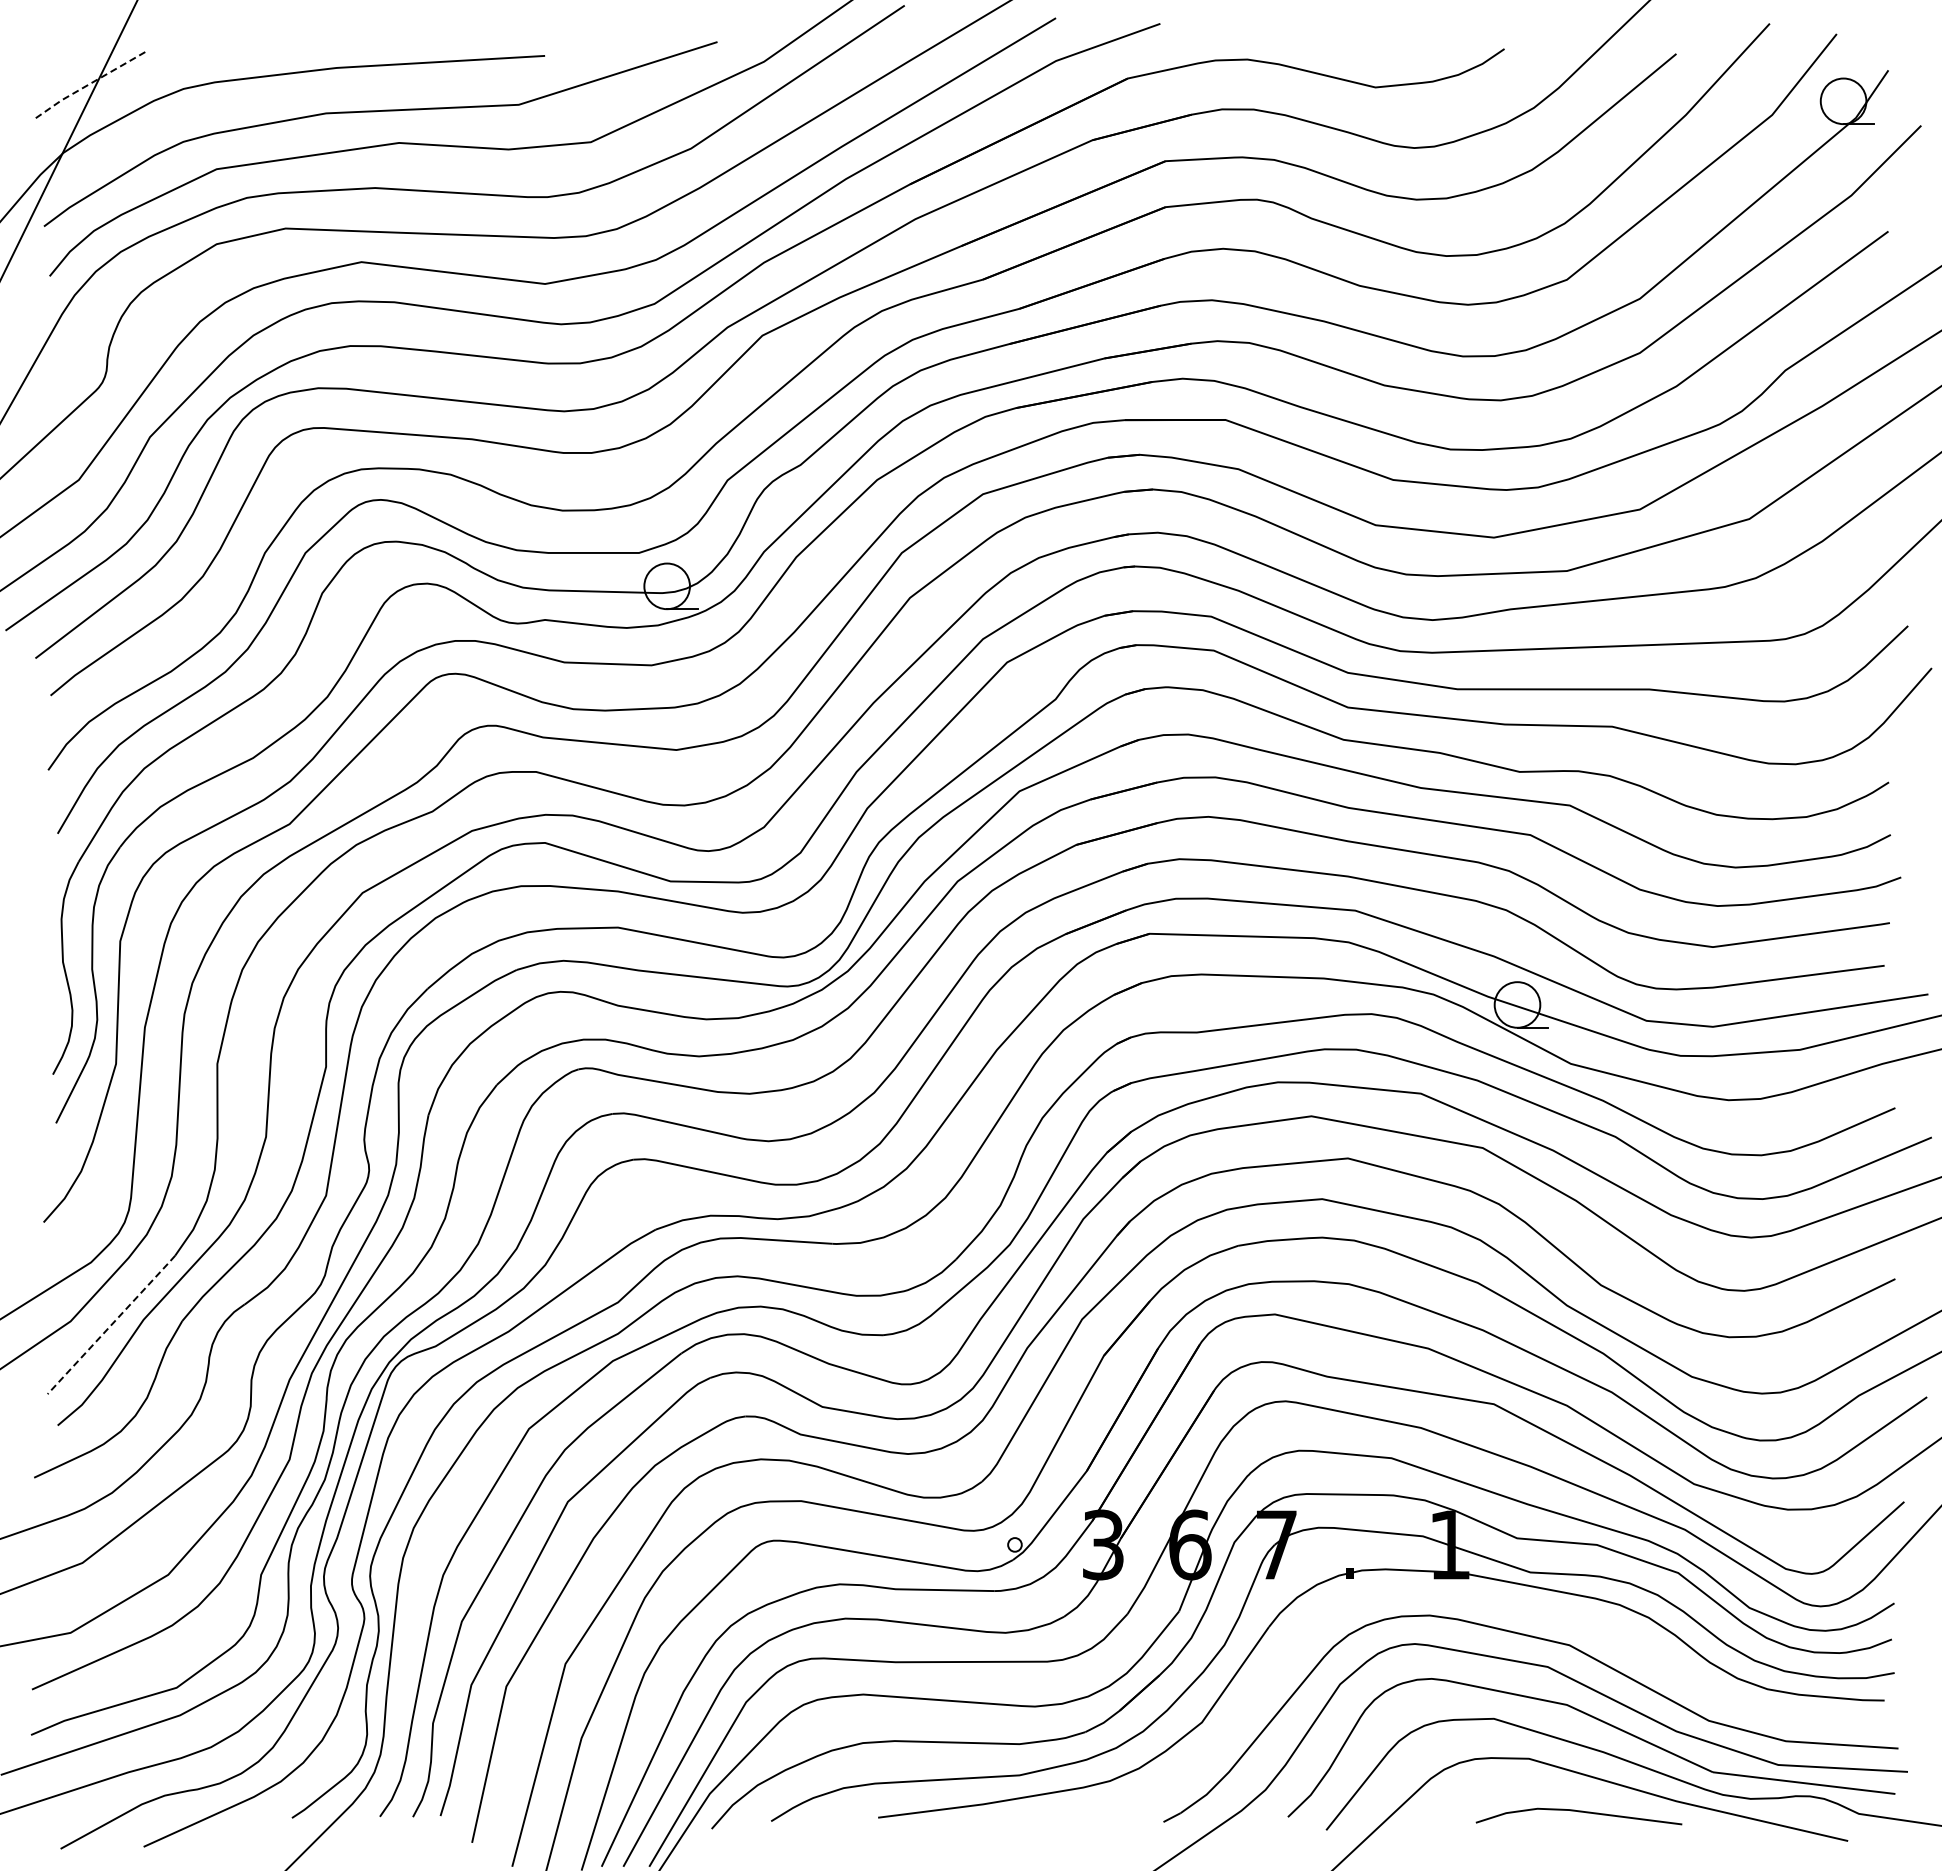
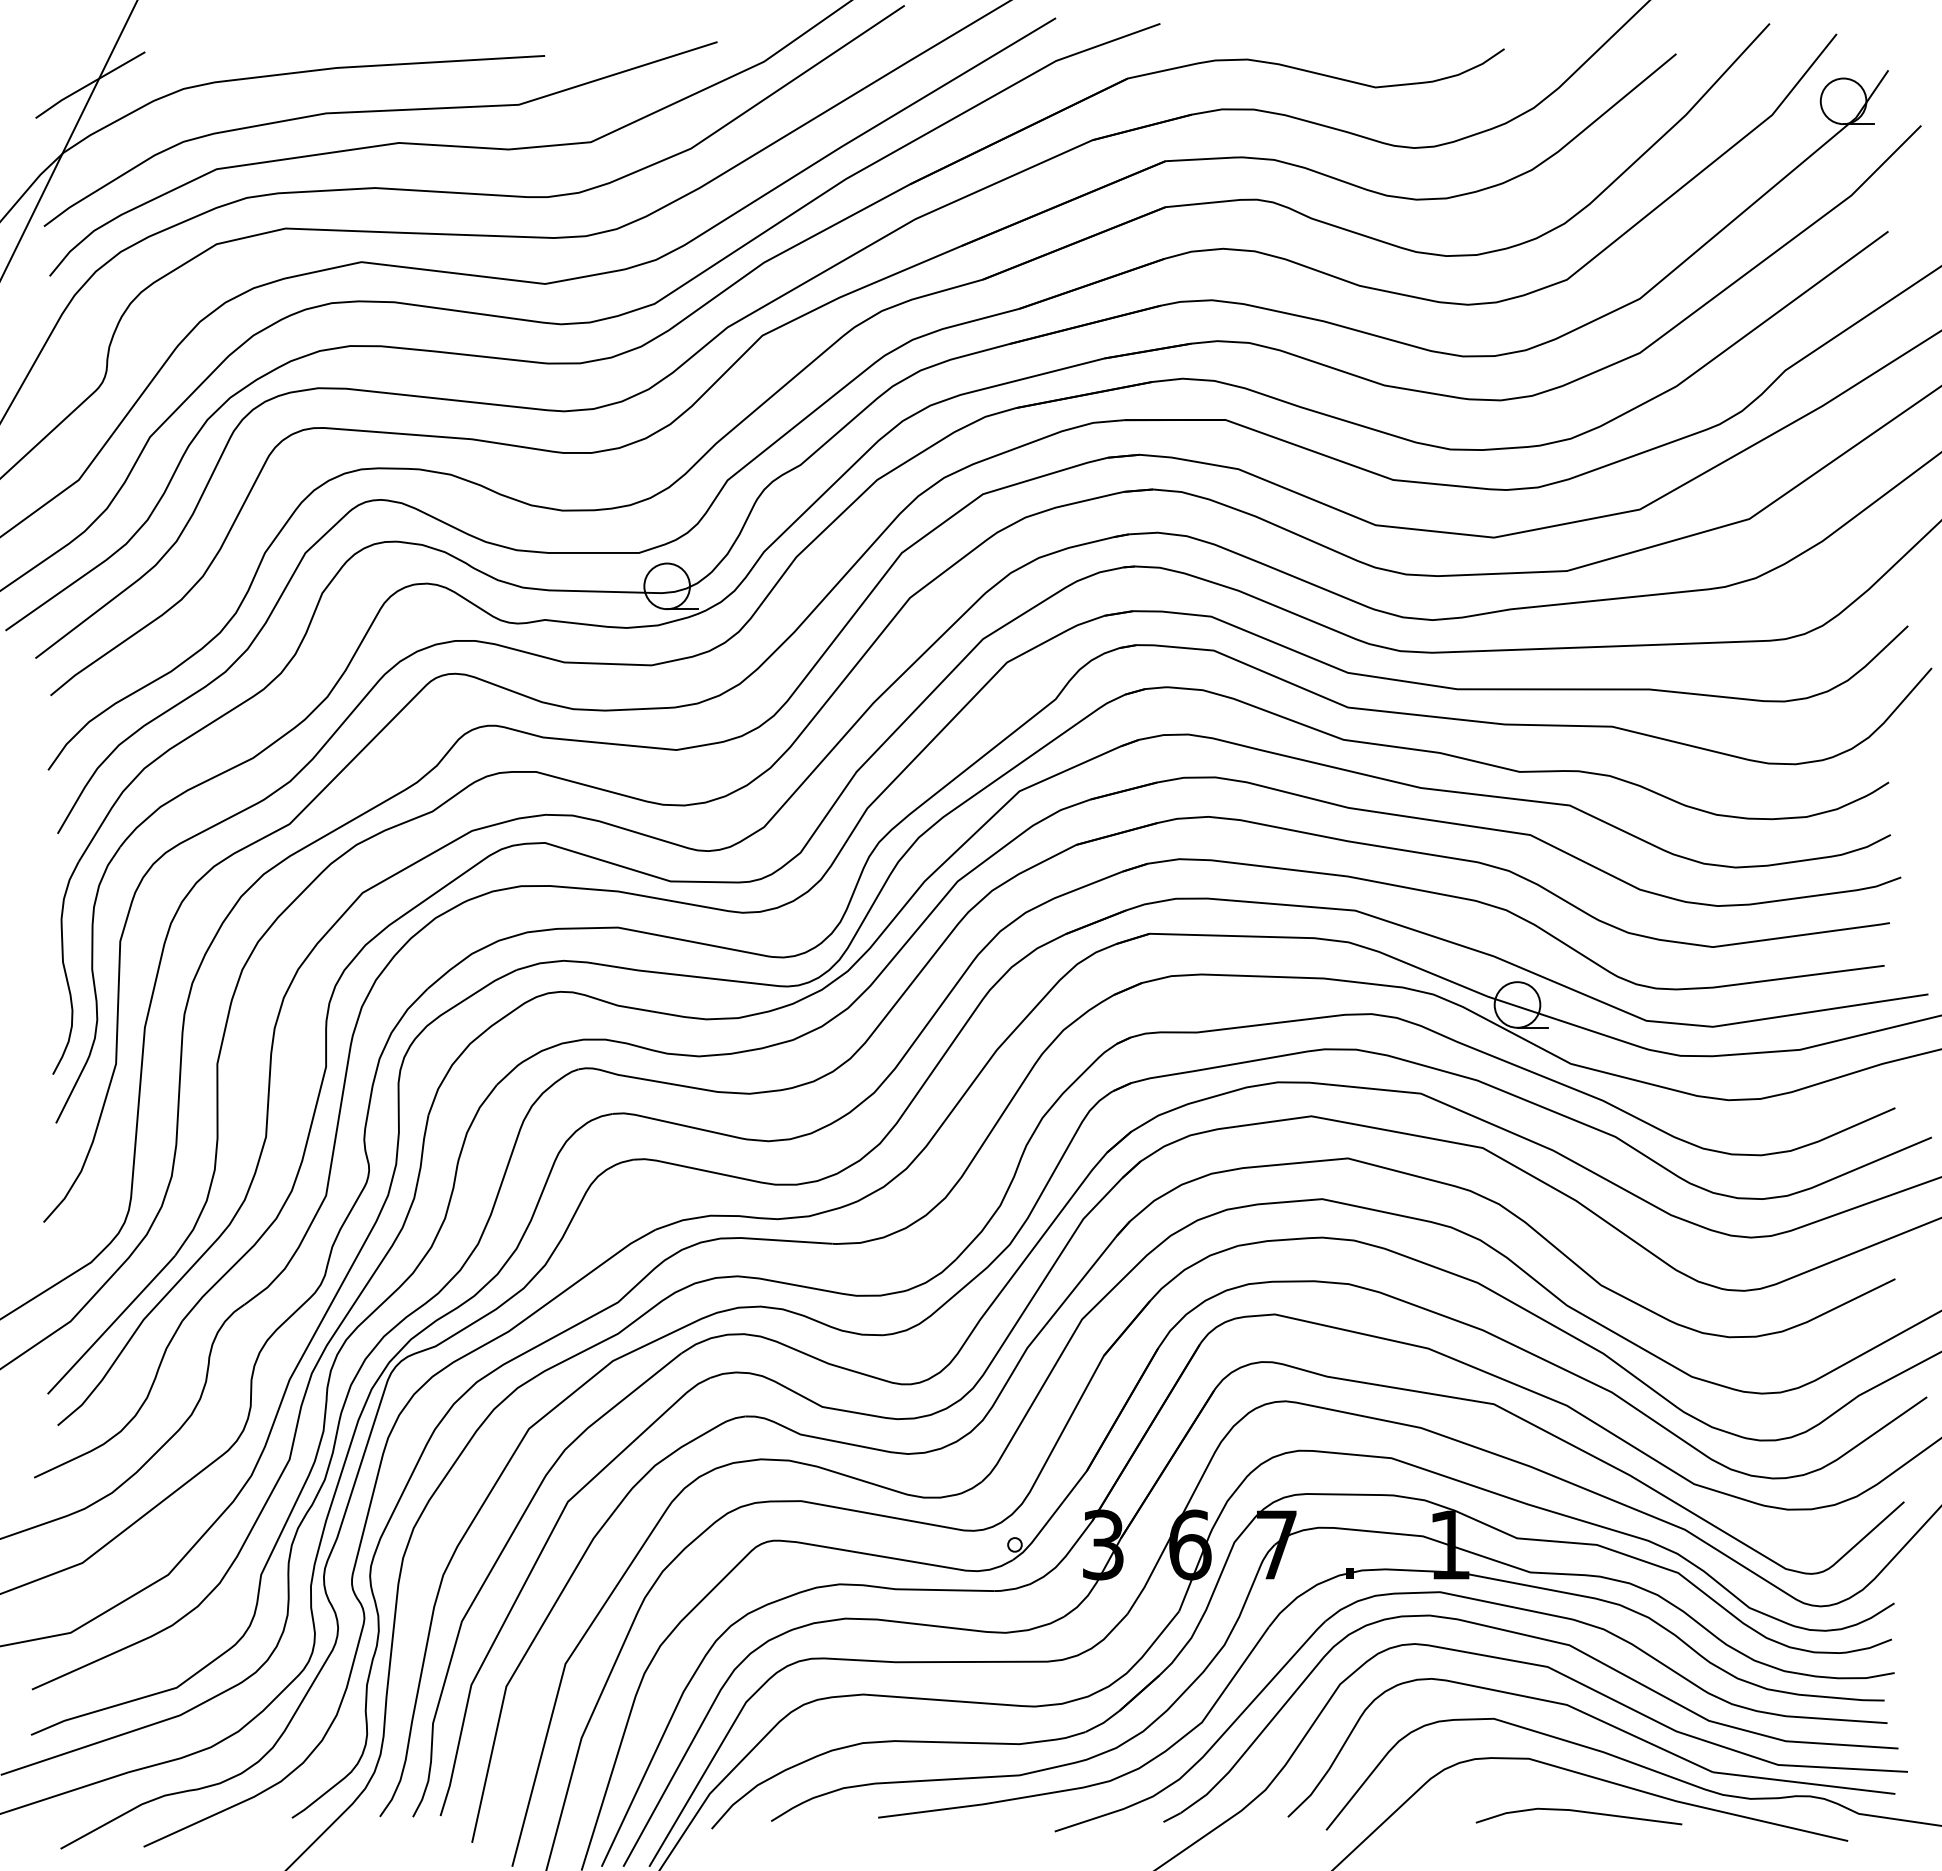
line: dashed -> solid (89, 84)
line: dashed -> solid (111, 1324)
part: none -> present (1493, 1604)
